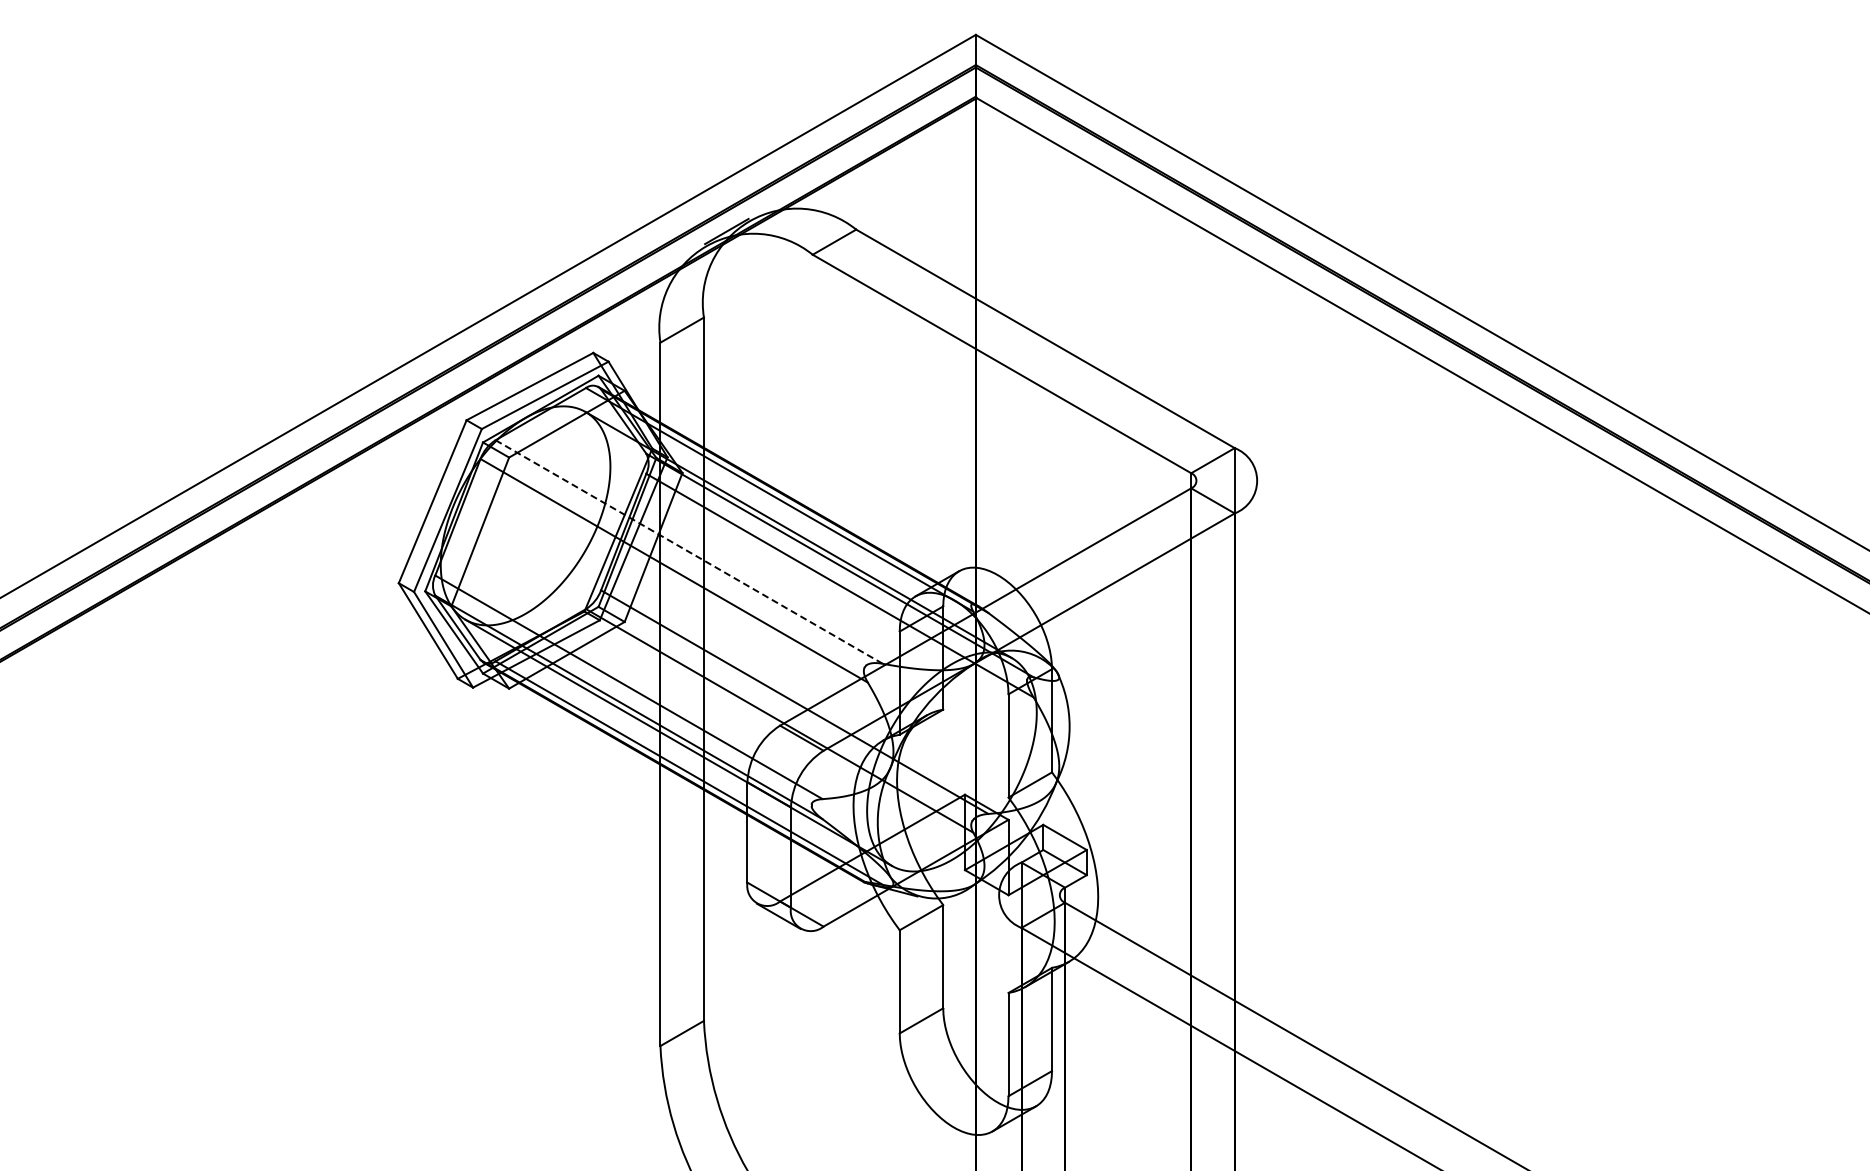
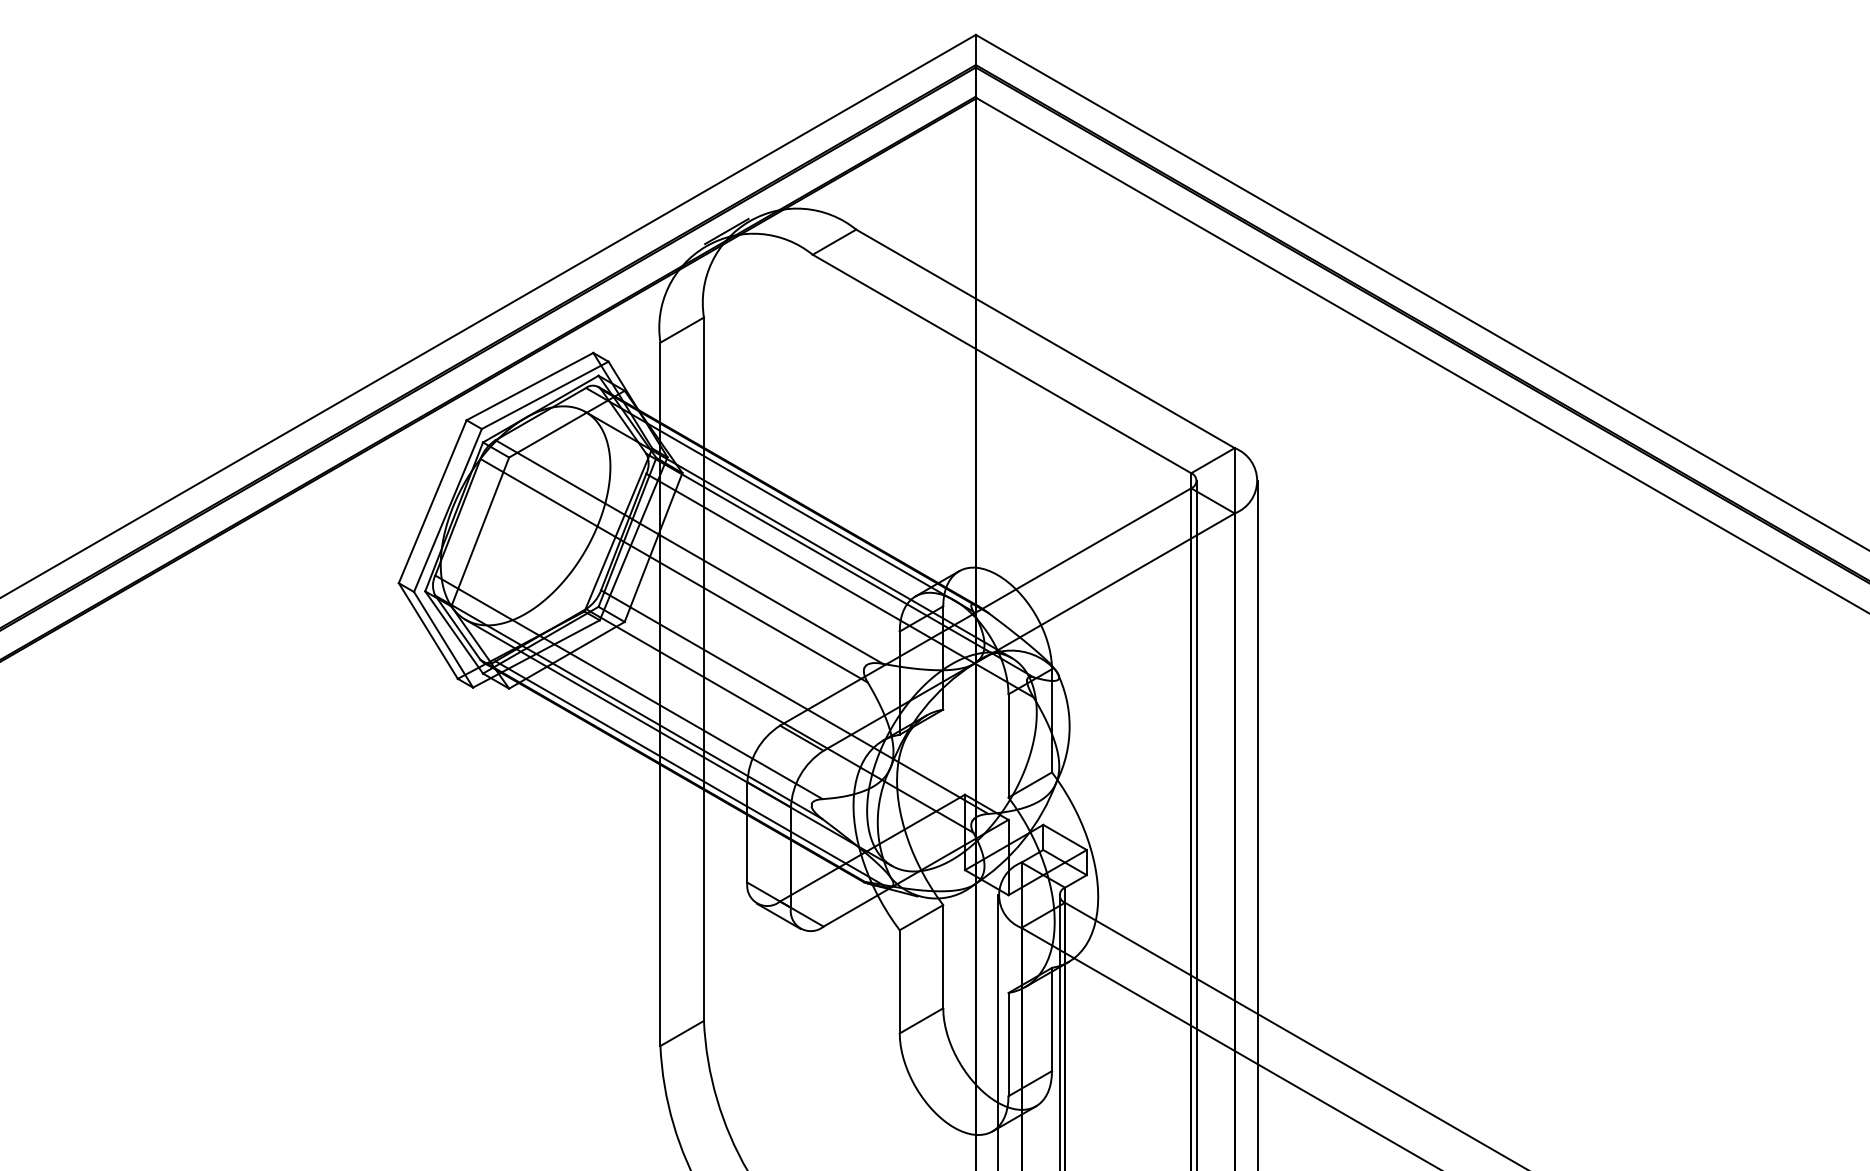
line: dashed -> solid (689, 552)
line: none -> present (1196, 823)
line: none -> present (1258, 823)
line: none -> present (998, 1031)
line: none -> present (1059, 1031)
